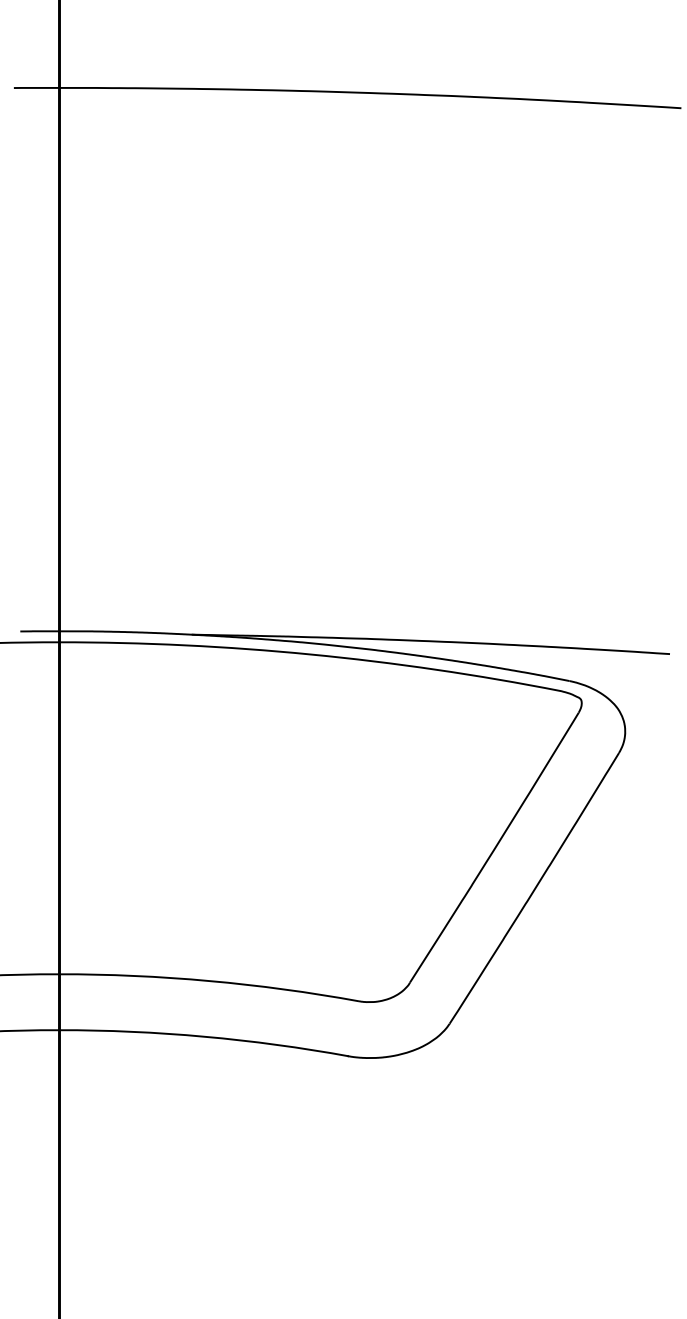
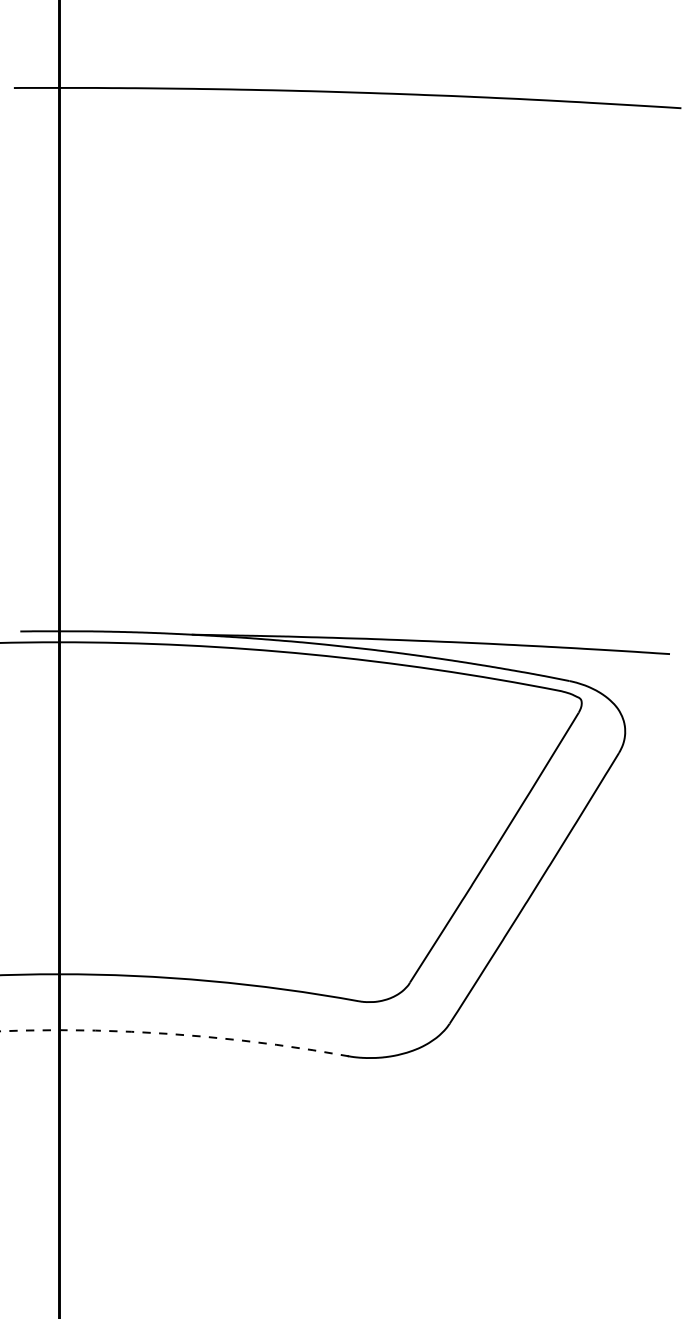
arc: solid -> dashed (175, 1034)
